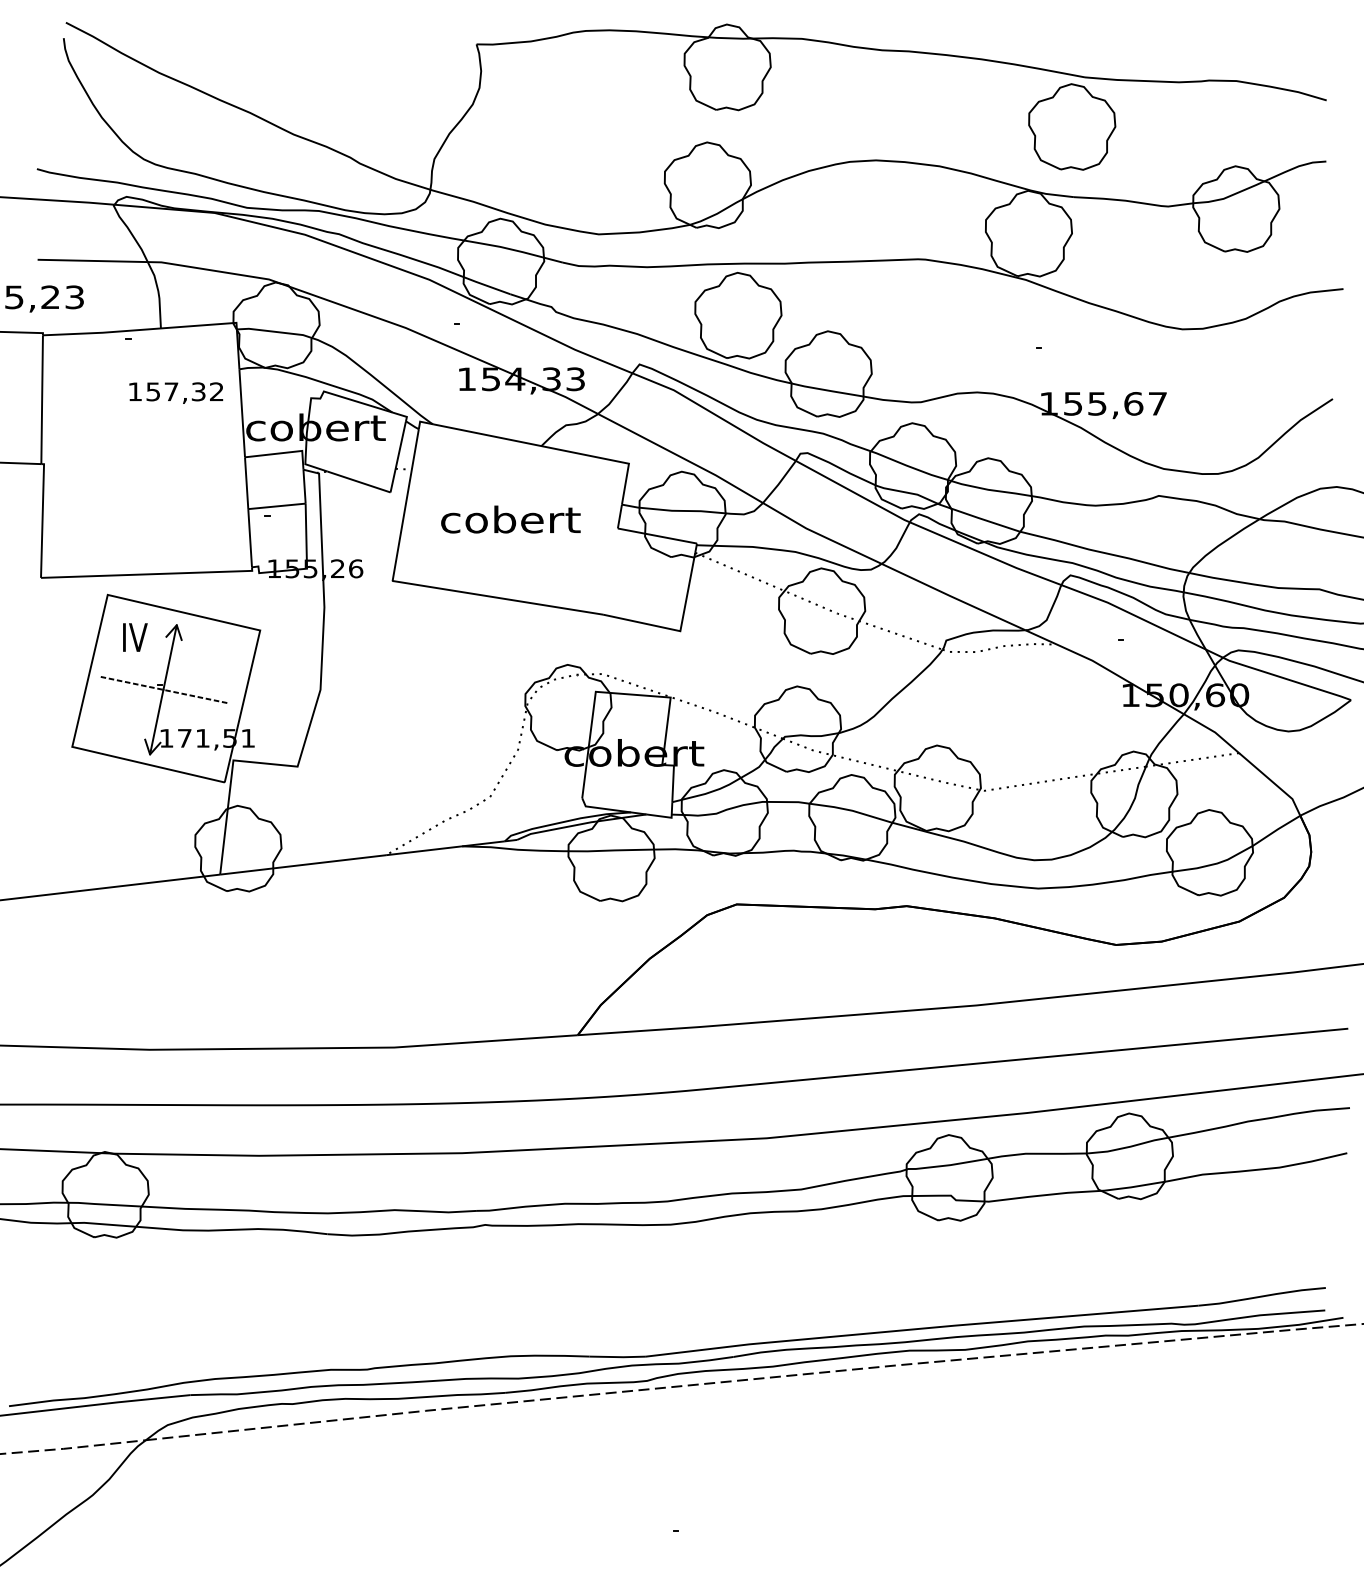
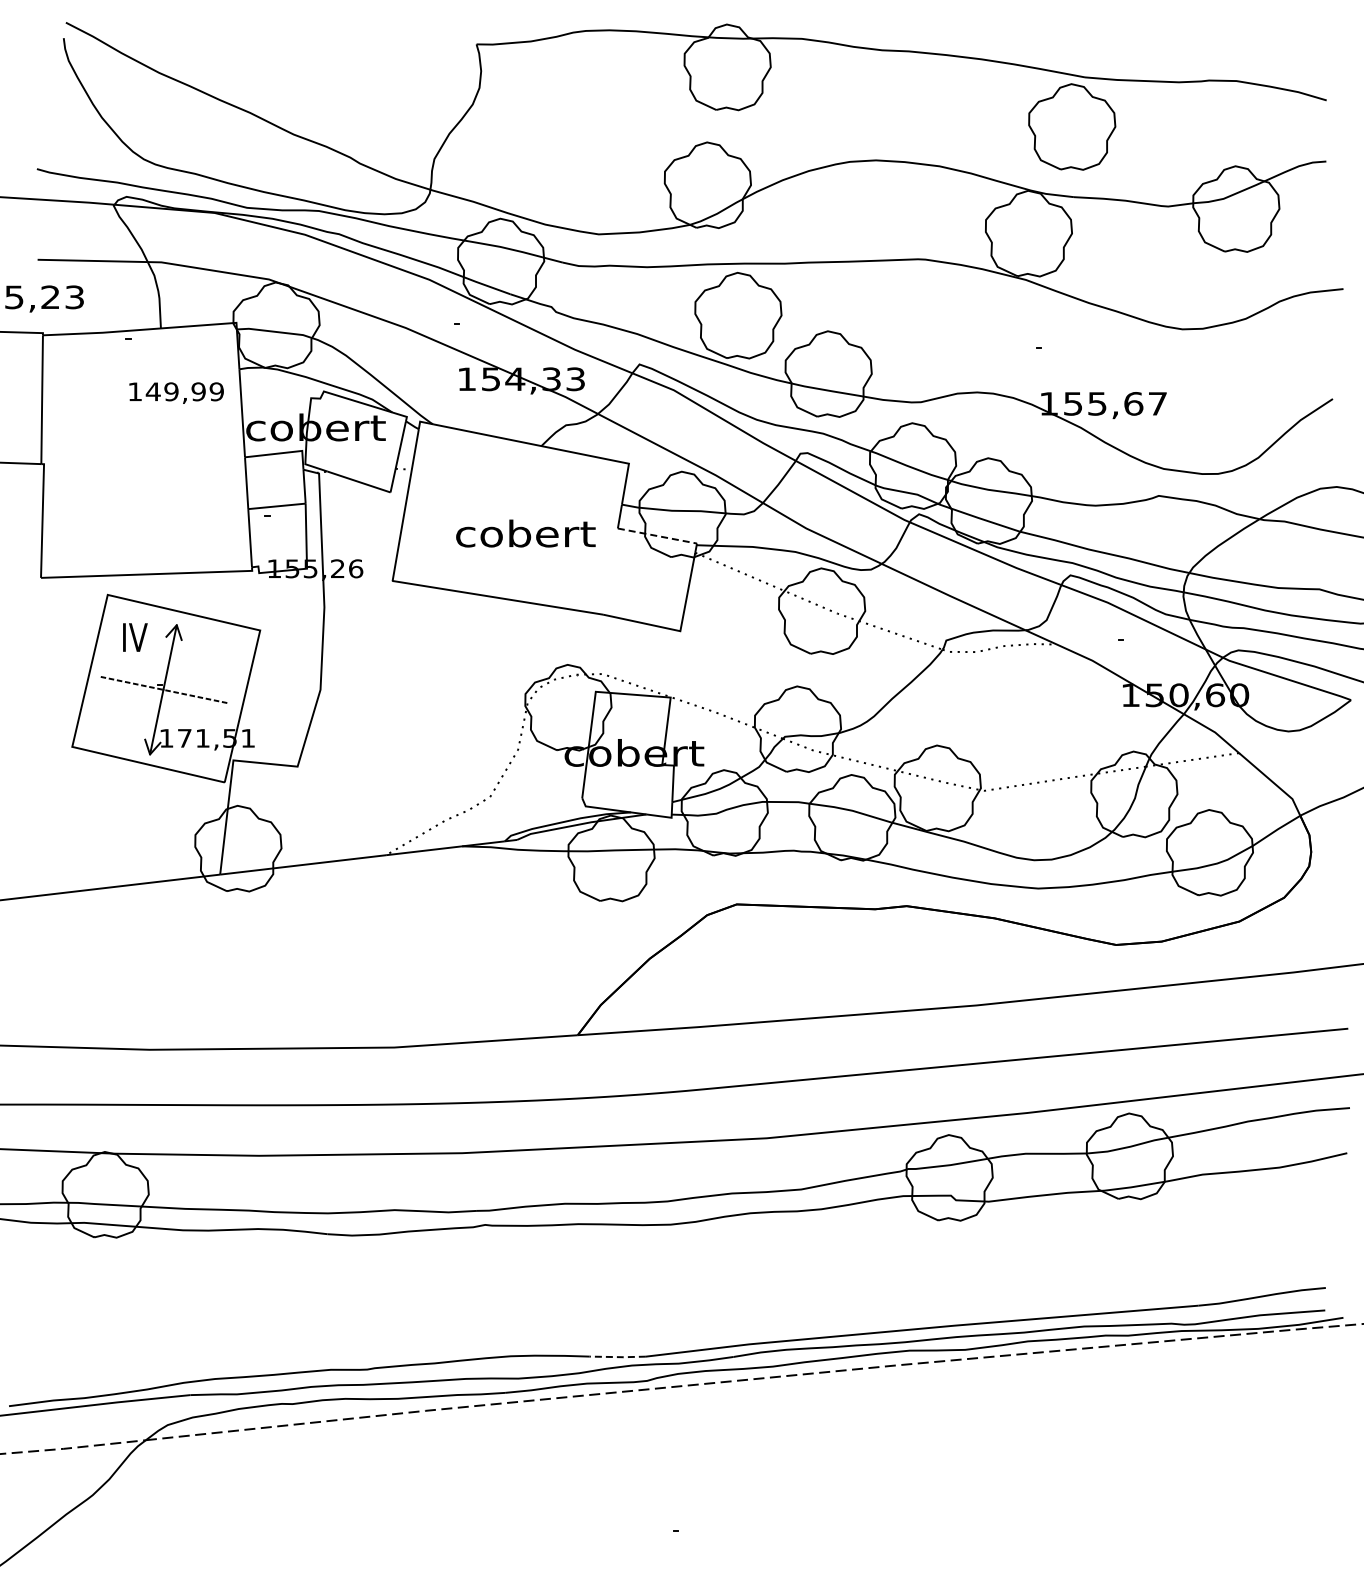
text: 157,32 -> 149,99 (184, 391)
text position: (510, 519) -> (525, 533) (525, 533)
line: solid -> dashed (657, 536)
line: solid -> dashed (618, 1357)
